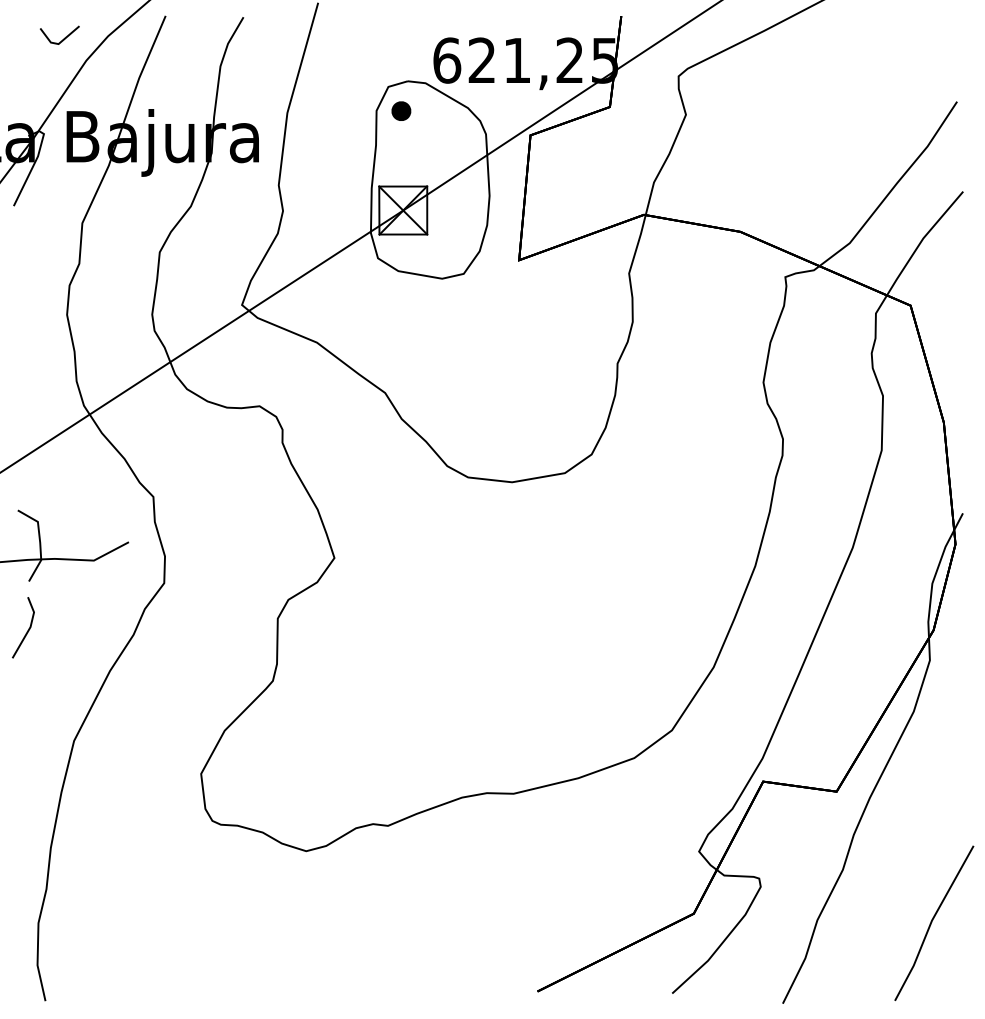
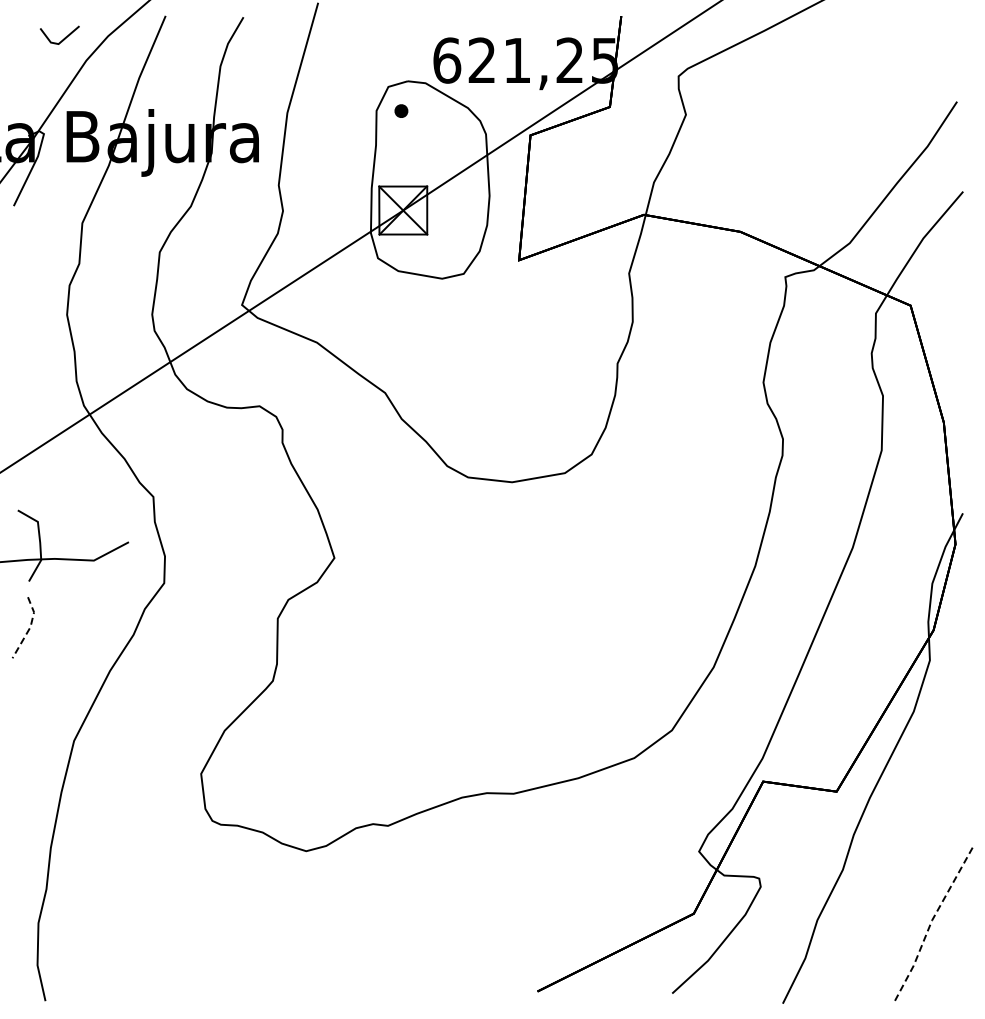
part size: 21x20 px -> 15x14 px (401, 110)
line: solid -> dashed (30, 627)
line: solid -> dashed (931, 921)
